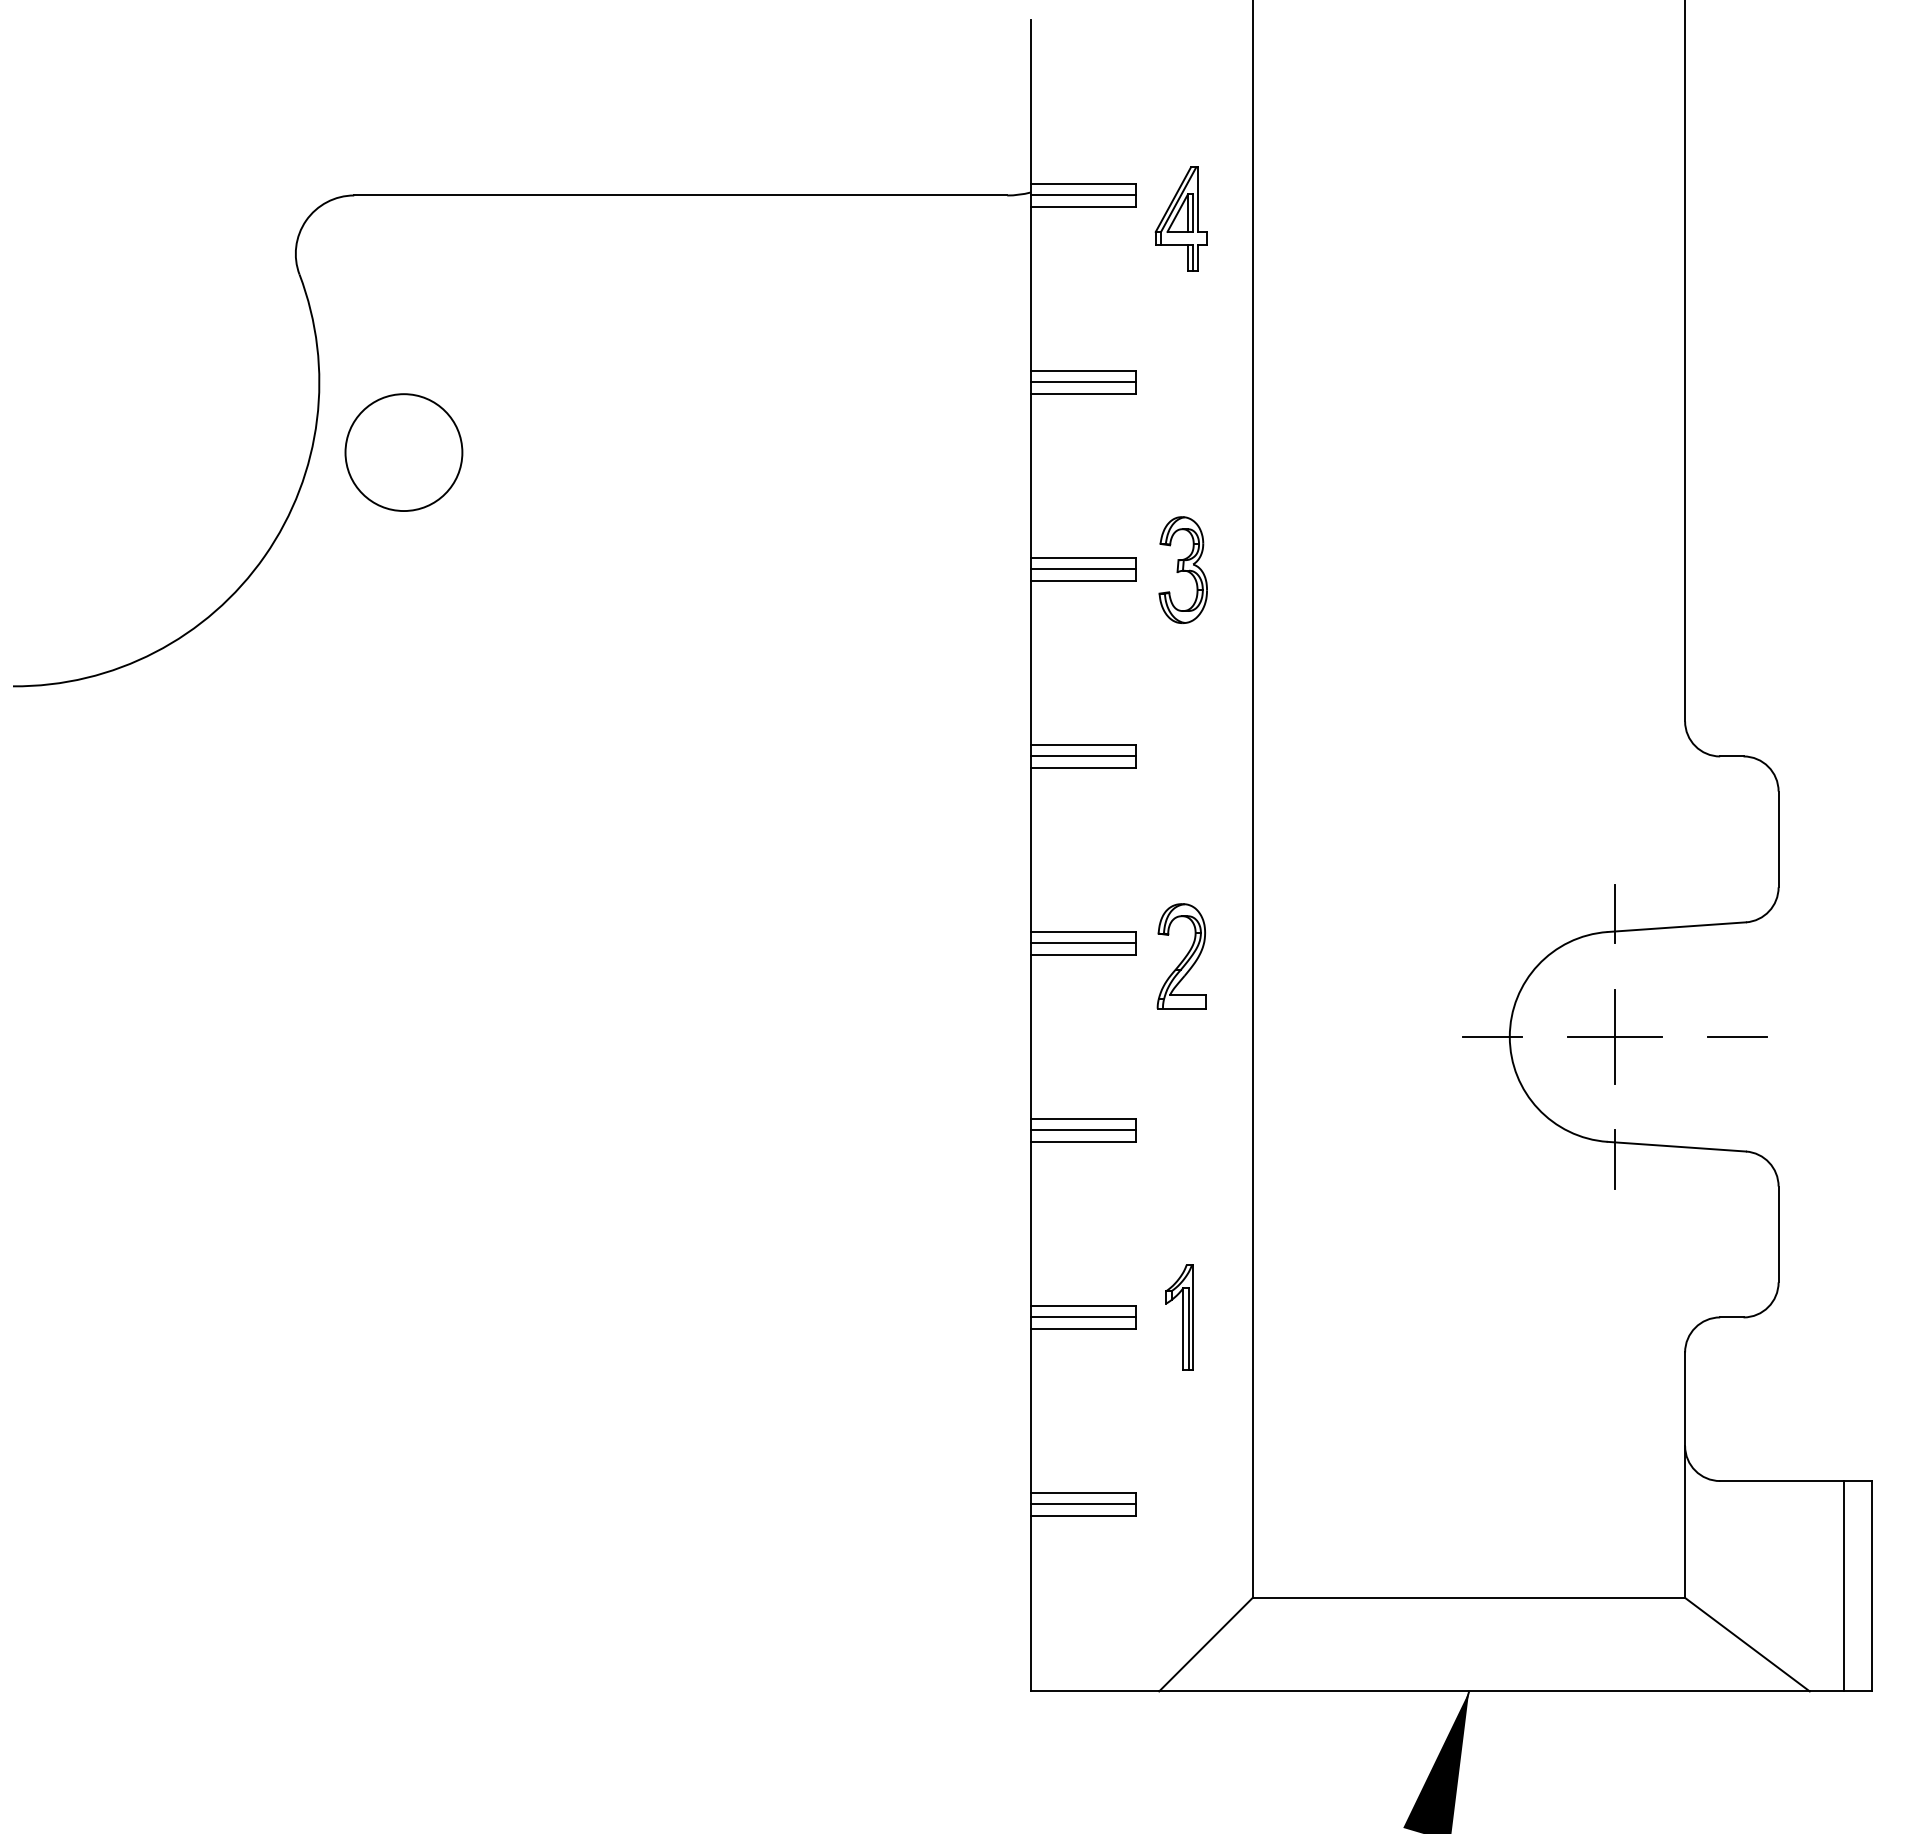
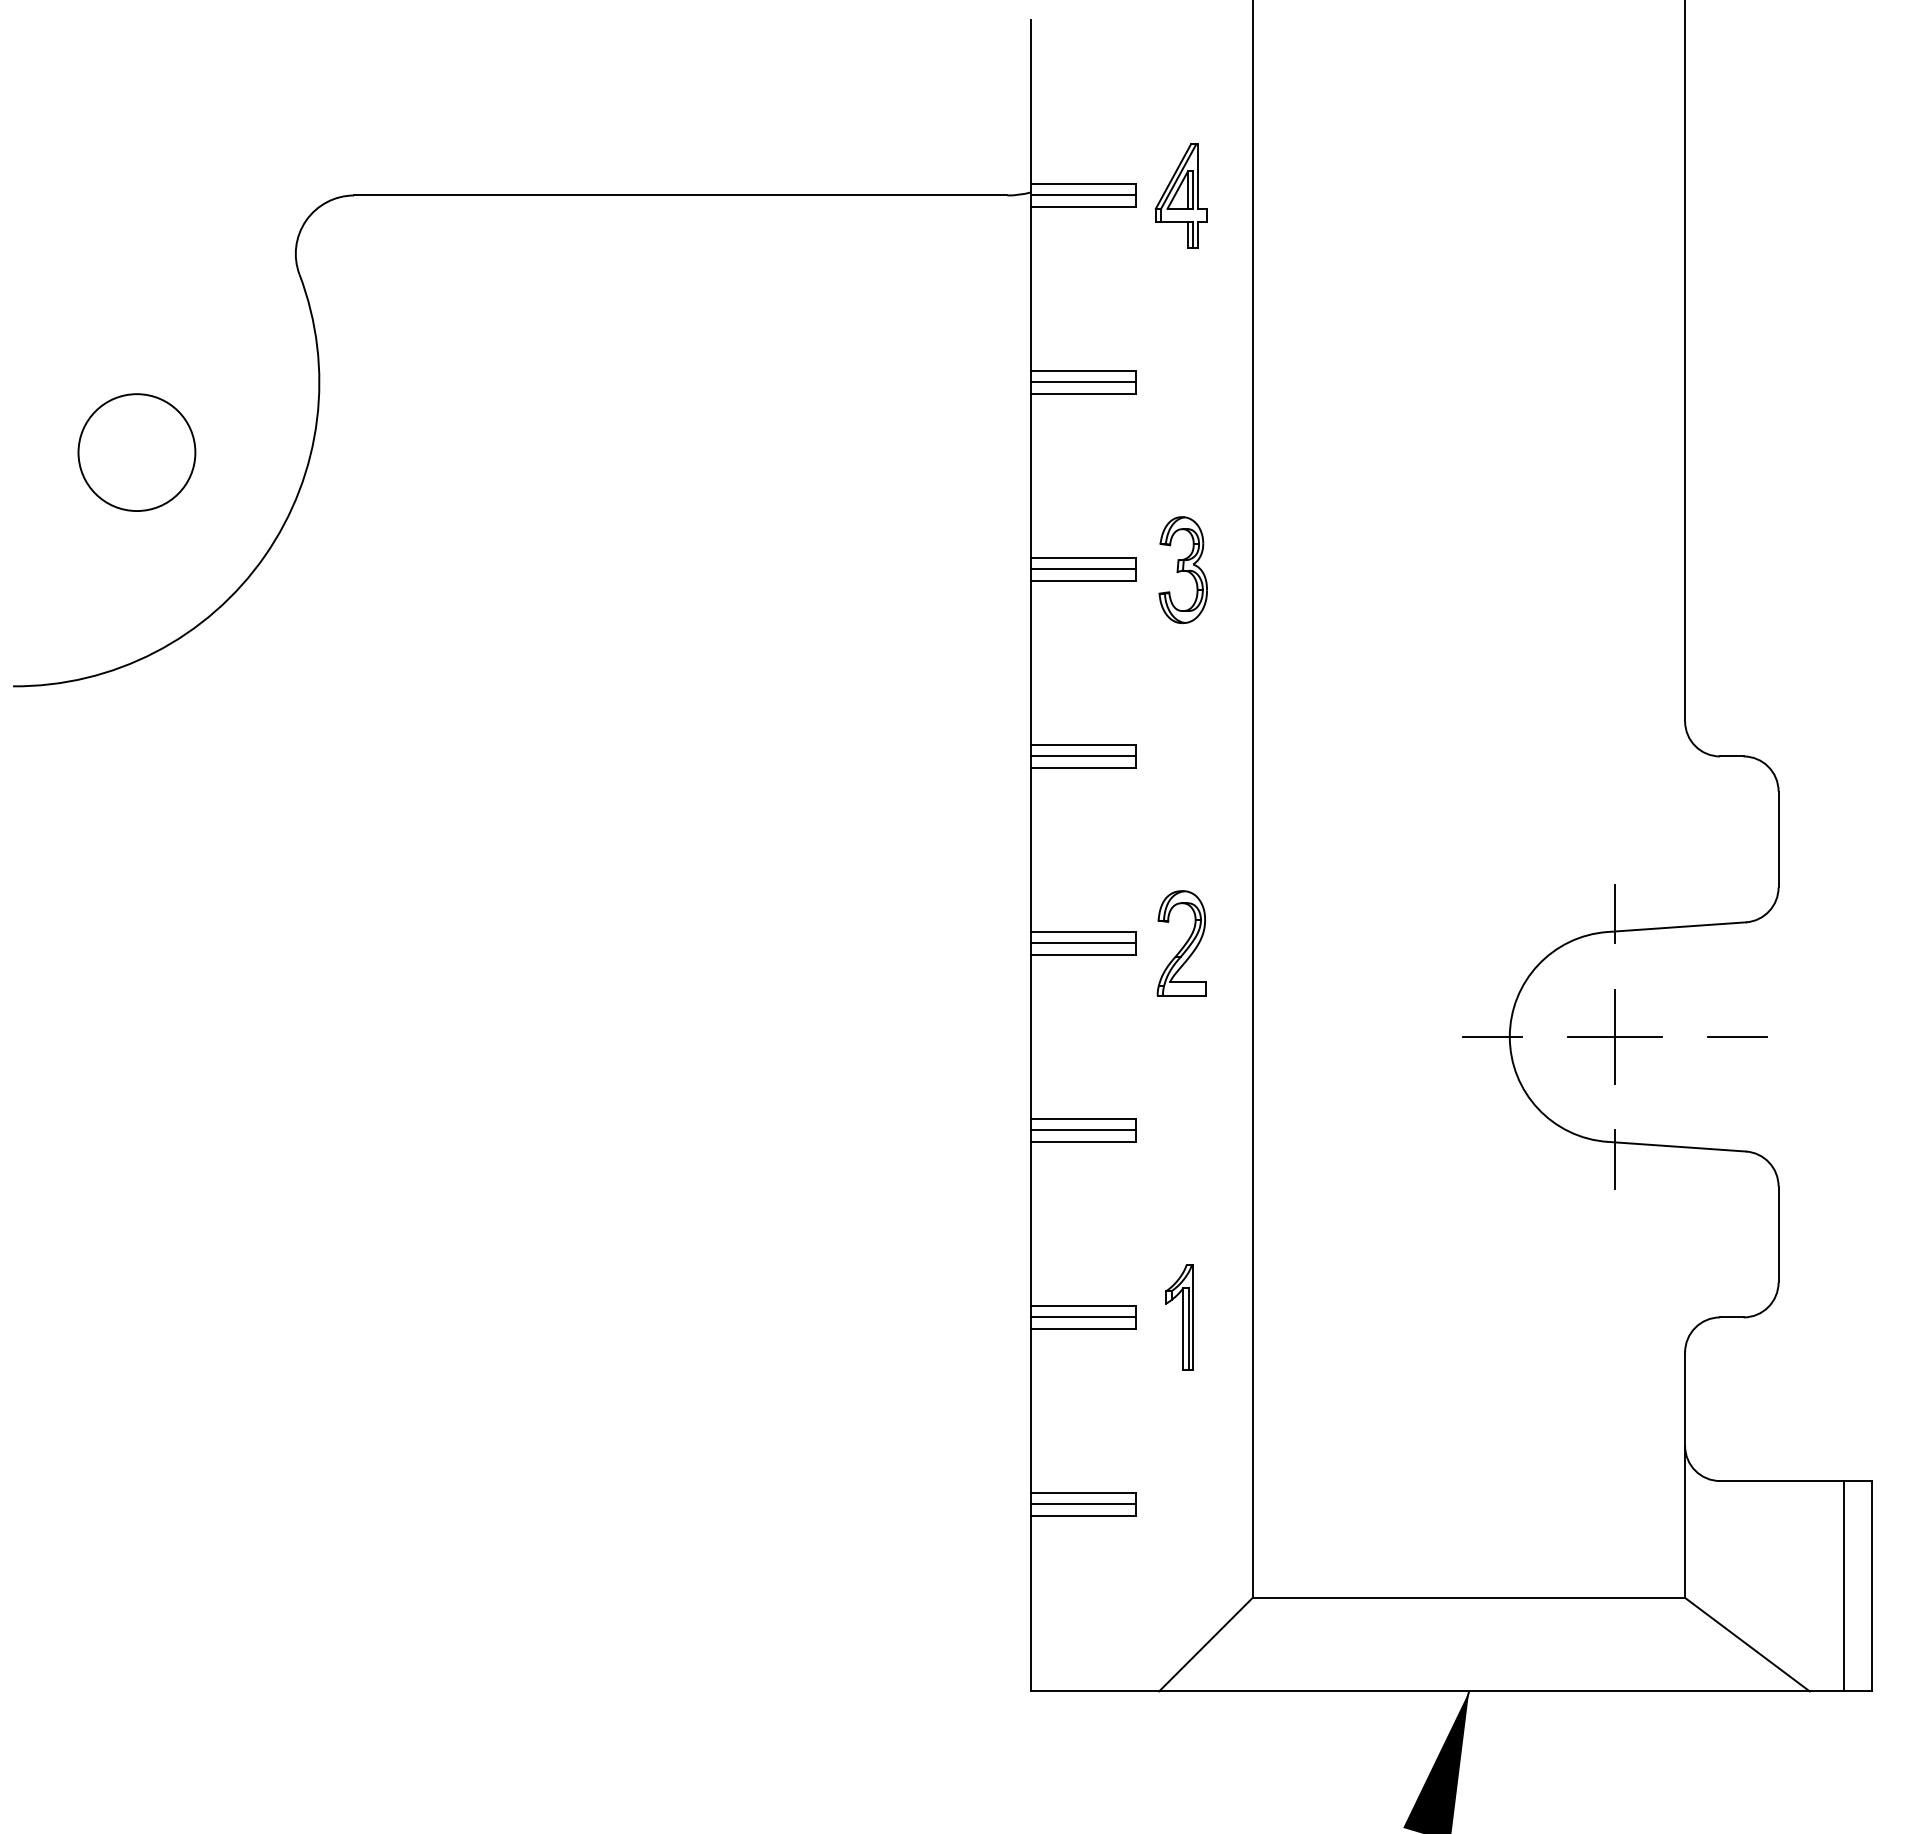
part position: (1180, 218) -> (1180, 195) (1180, 195)
circle position: (403, 452) -> (136, 452) (136, 452)
part position: (1181, 956) -> (1181, 943) (1181, 943)
